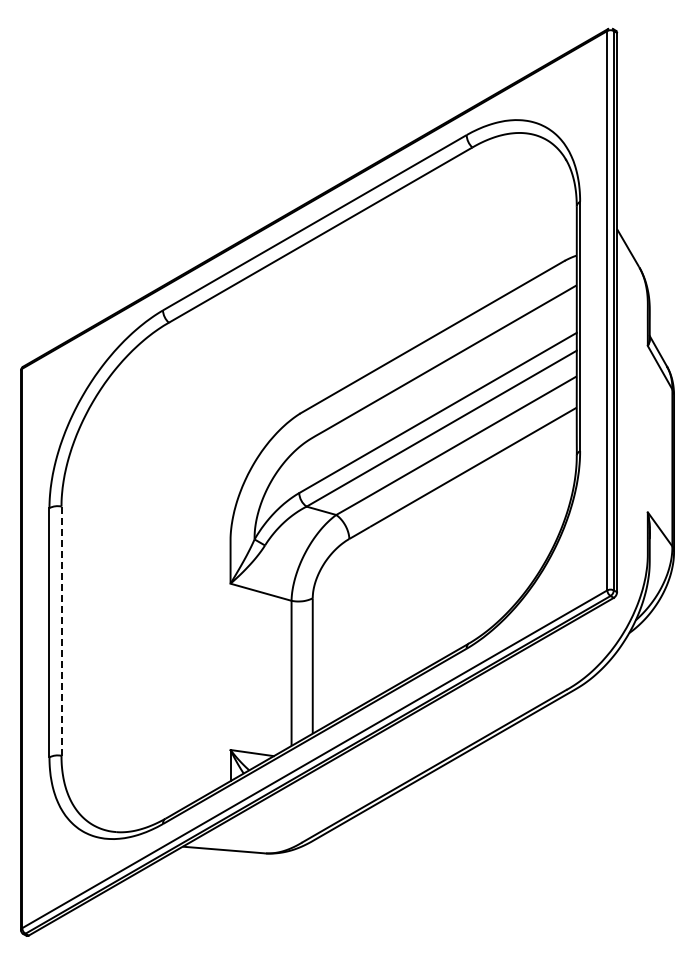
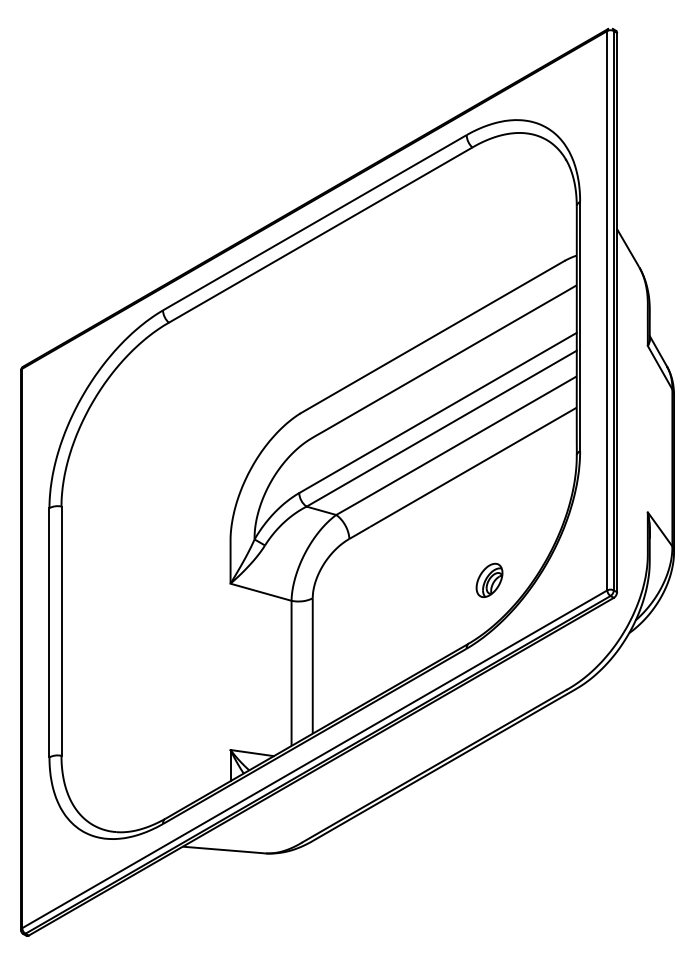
part: none -> present (489, 579)
line: dashed -> solid (61, 631)
